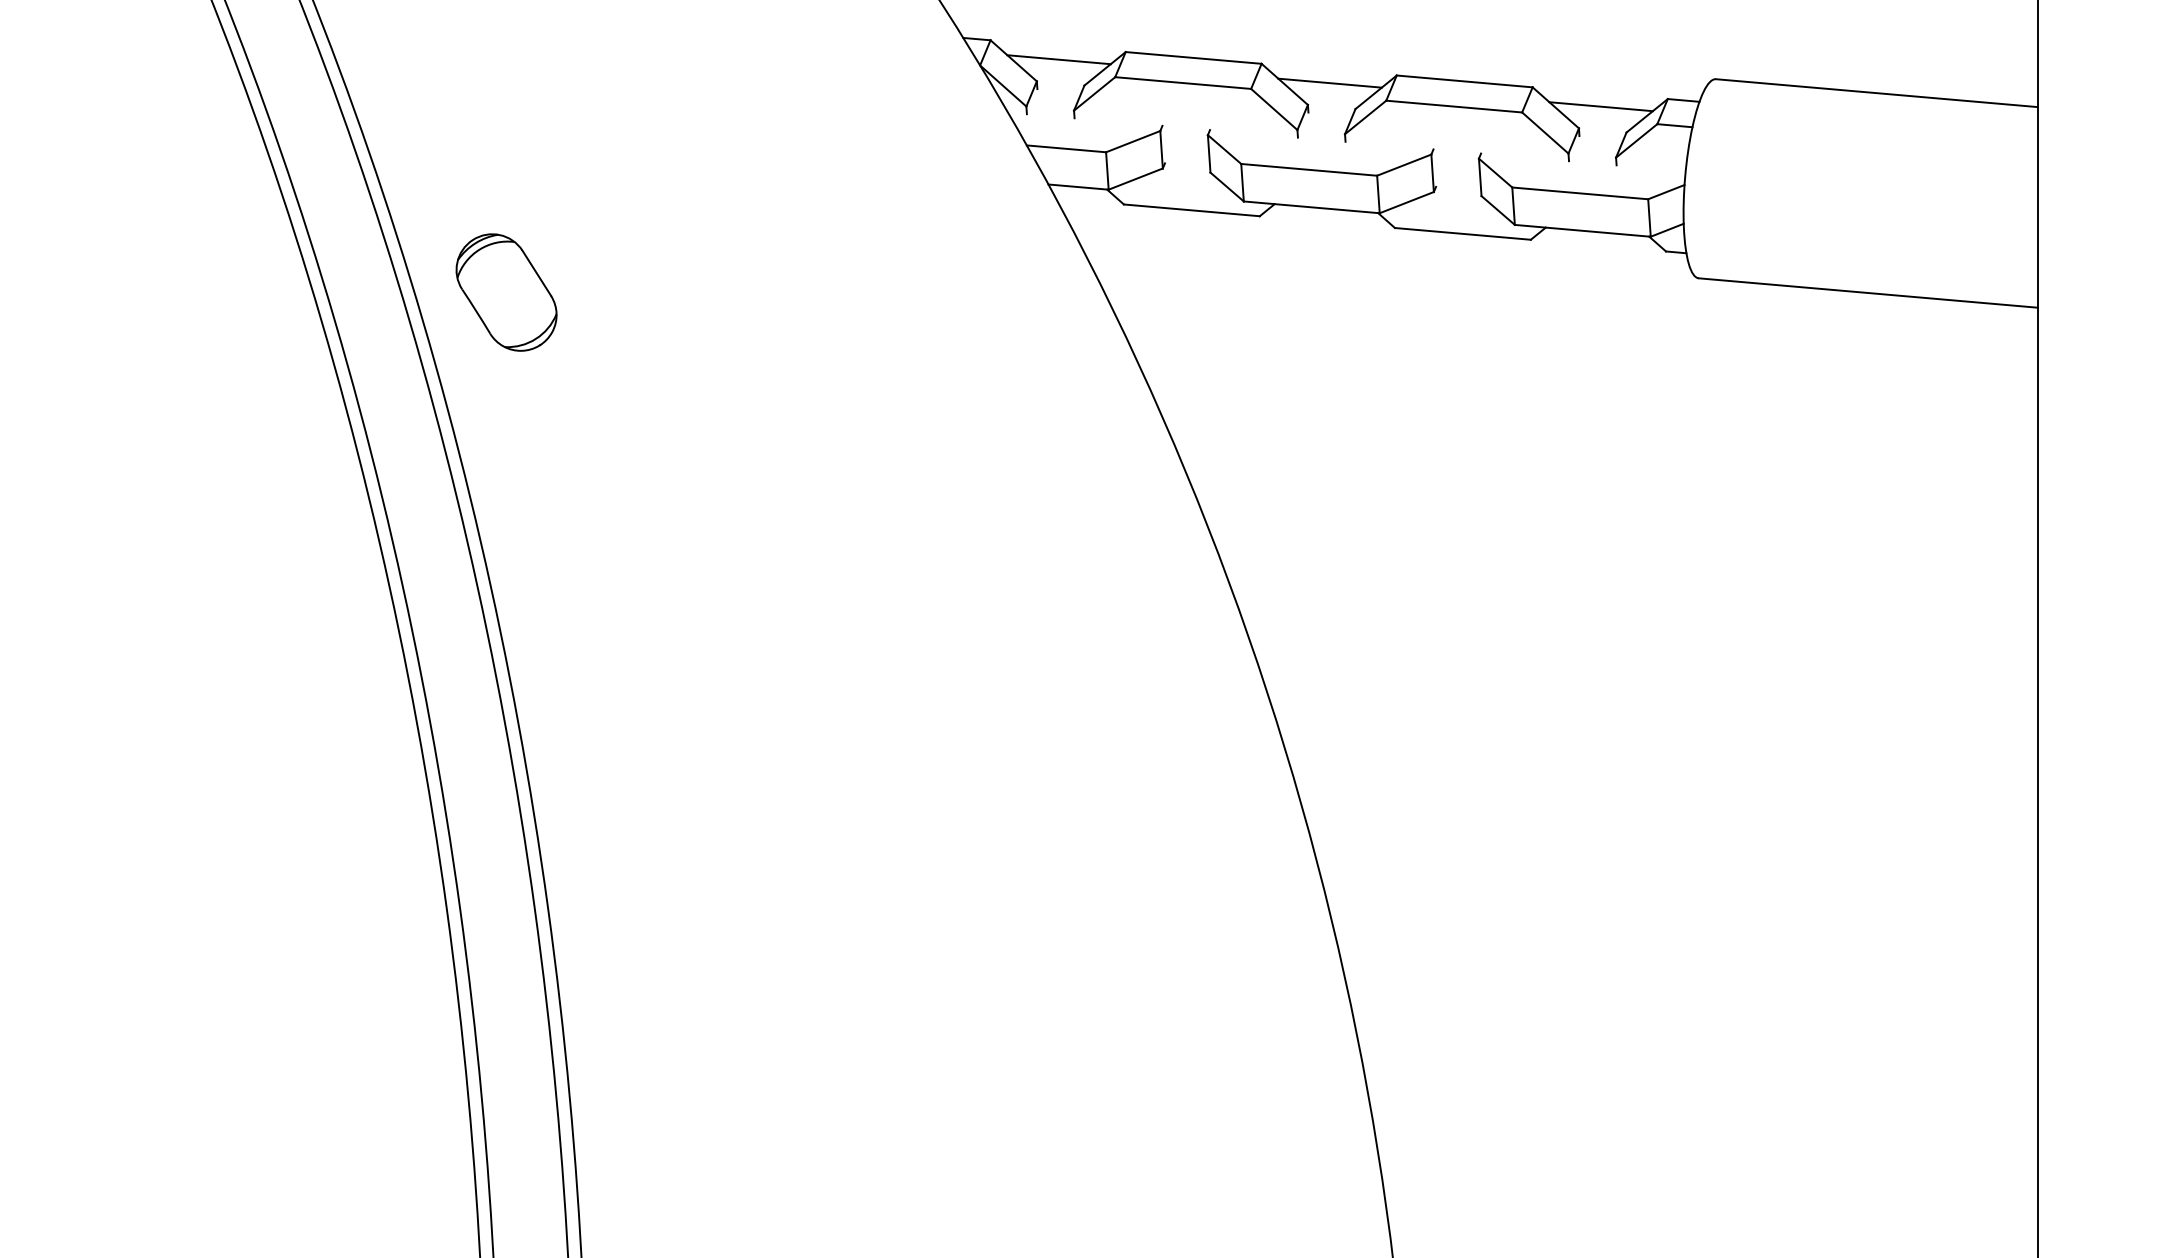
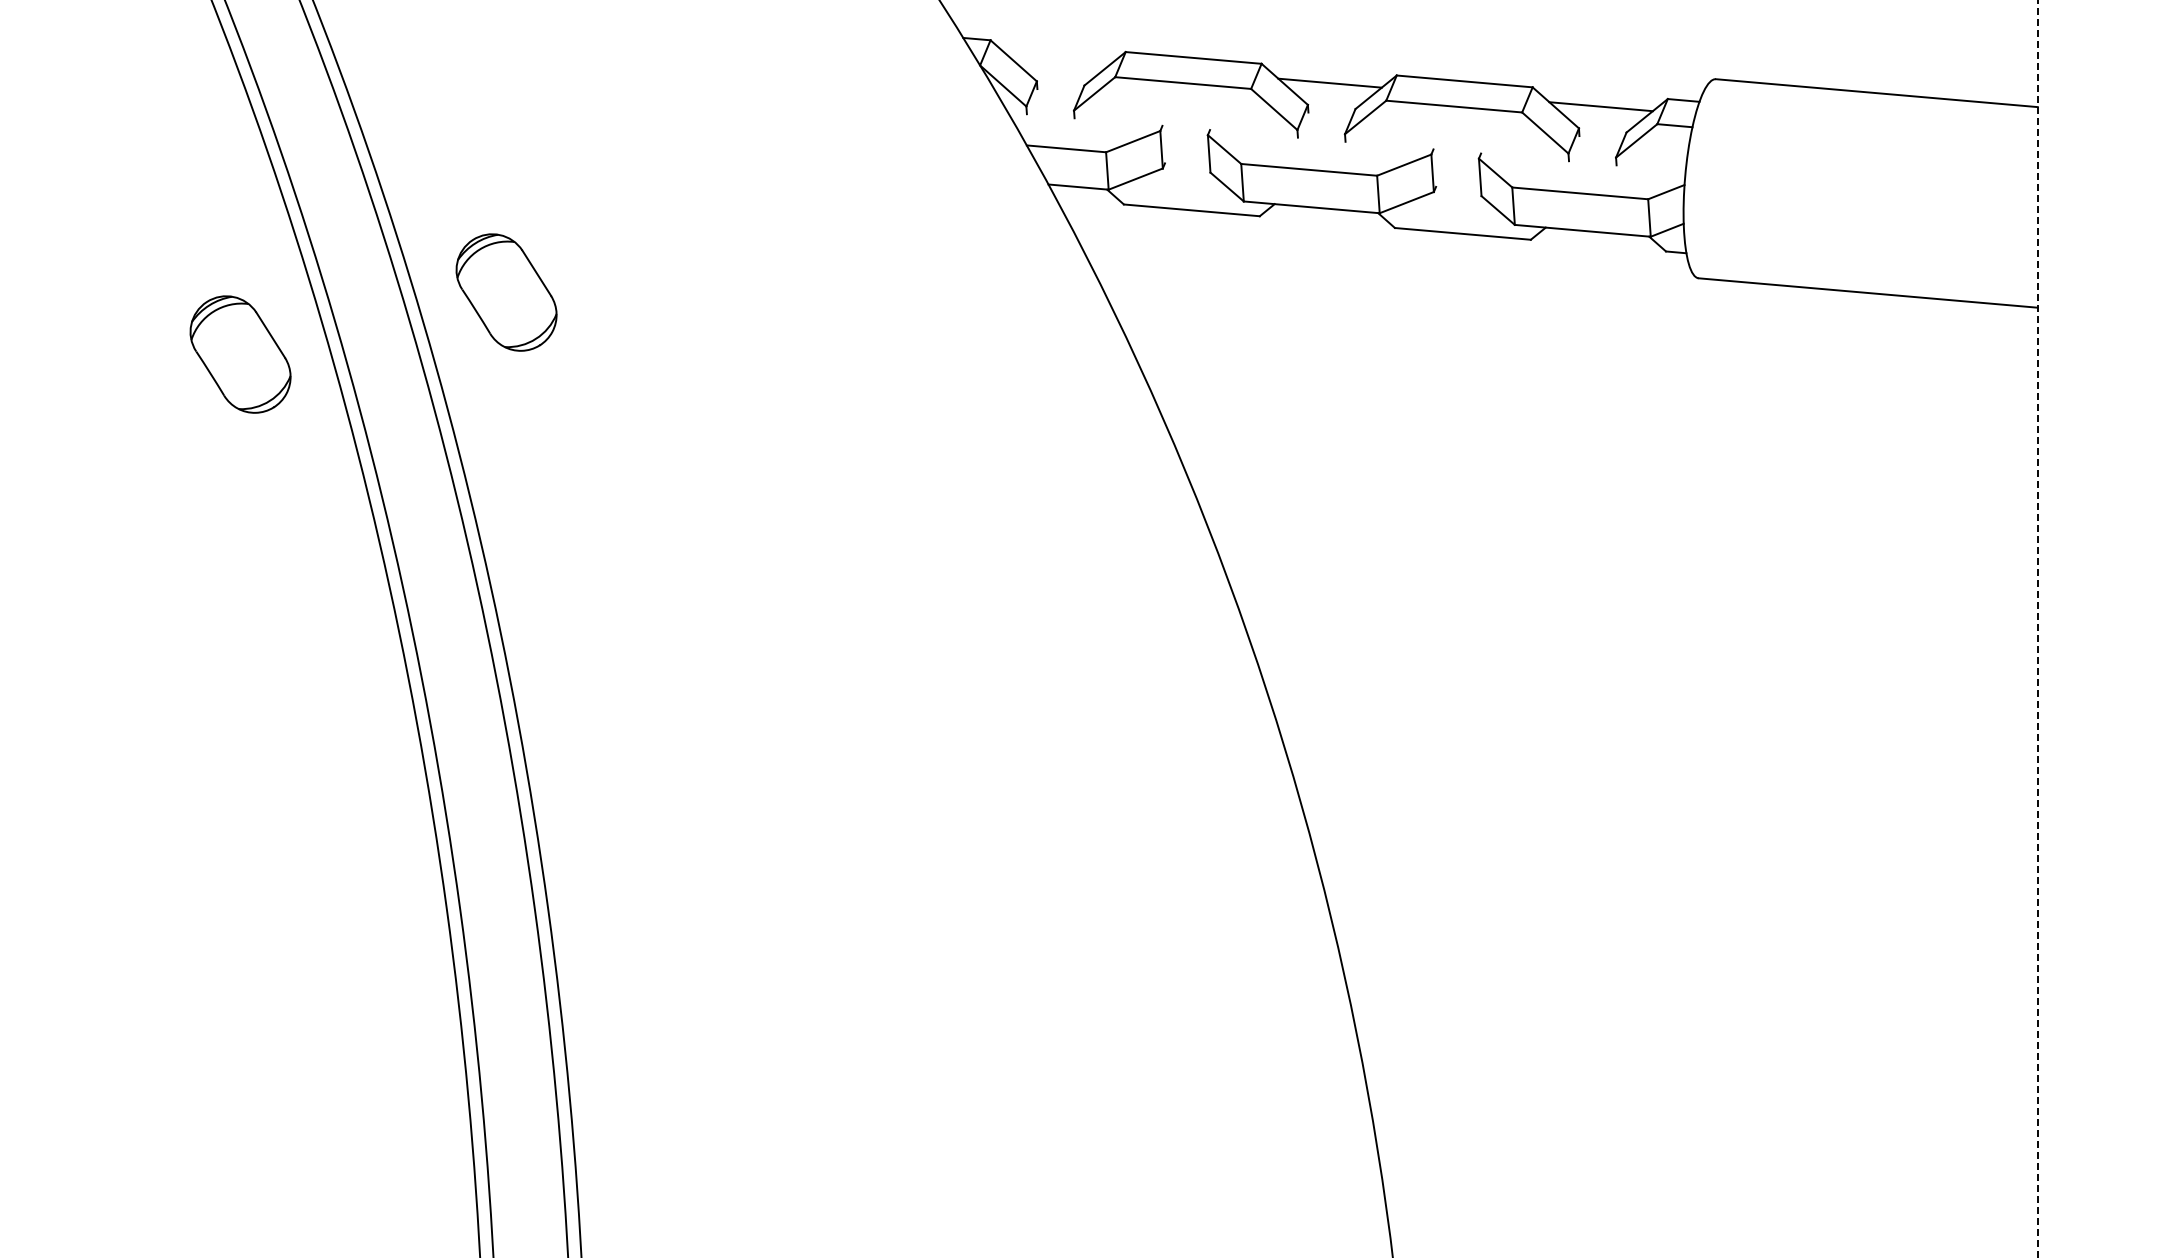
line: present -> none (1058, 59)
part: none -> present (240, 354)
line: solid -> dashed (2037, 628)
